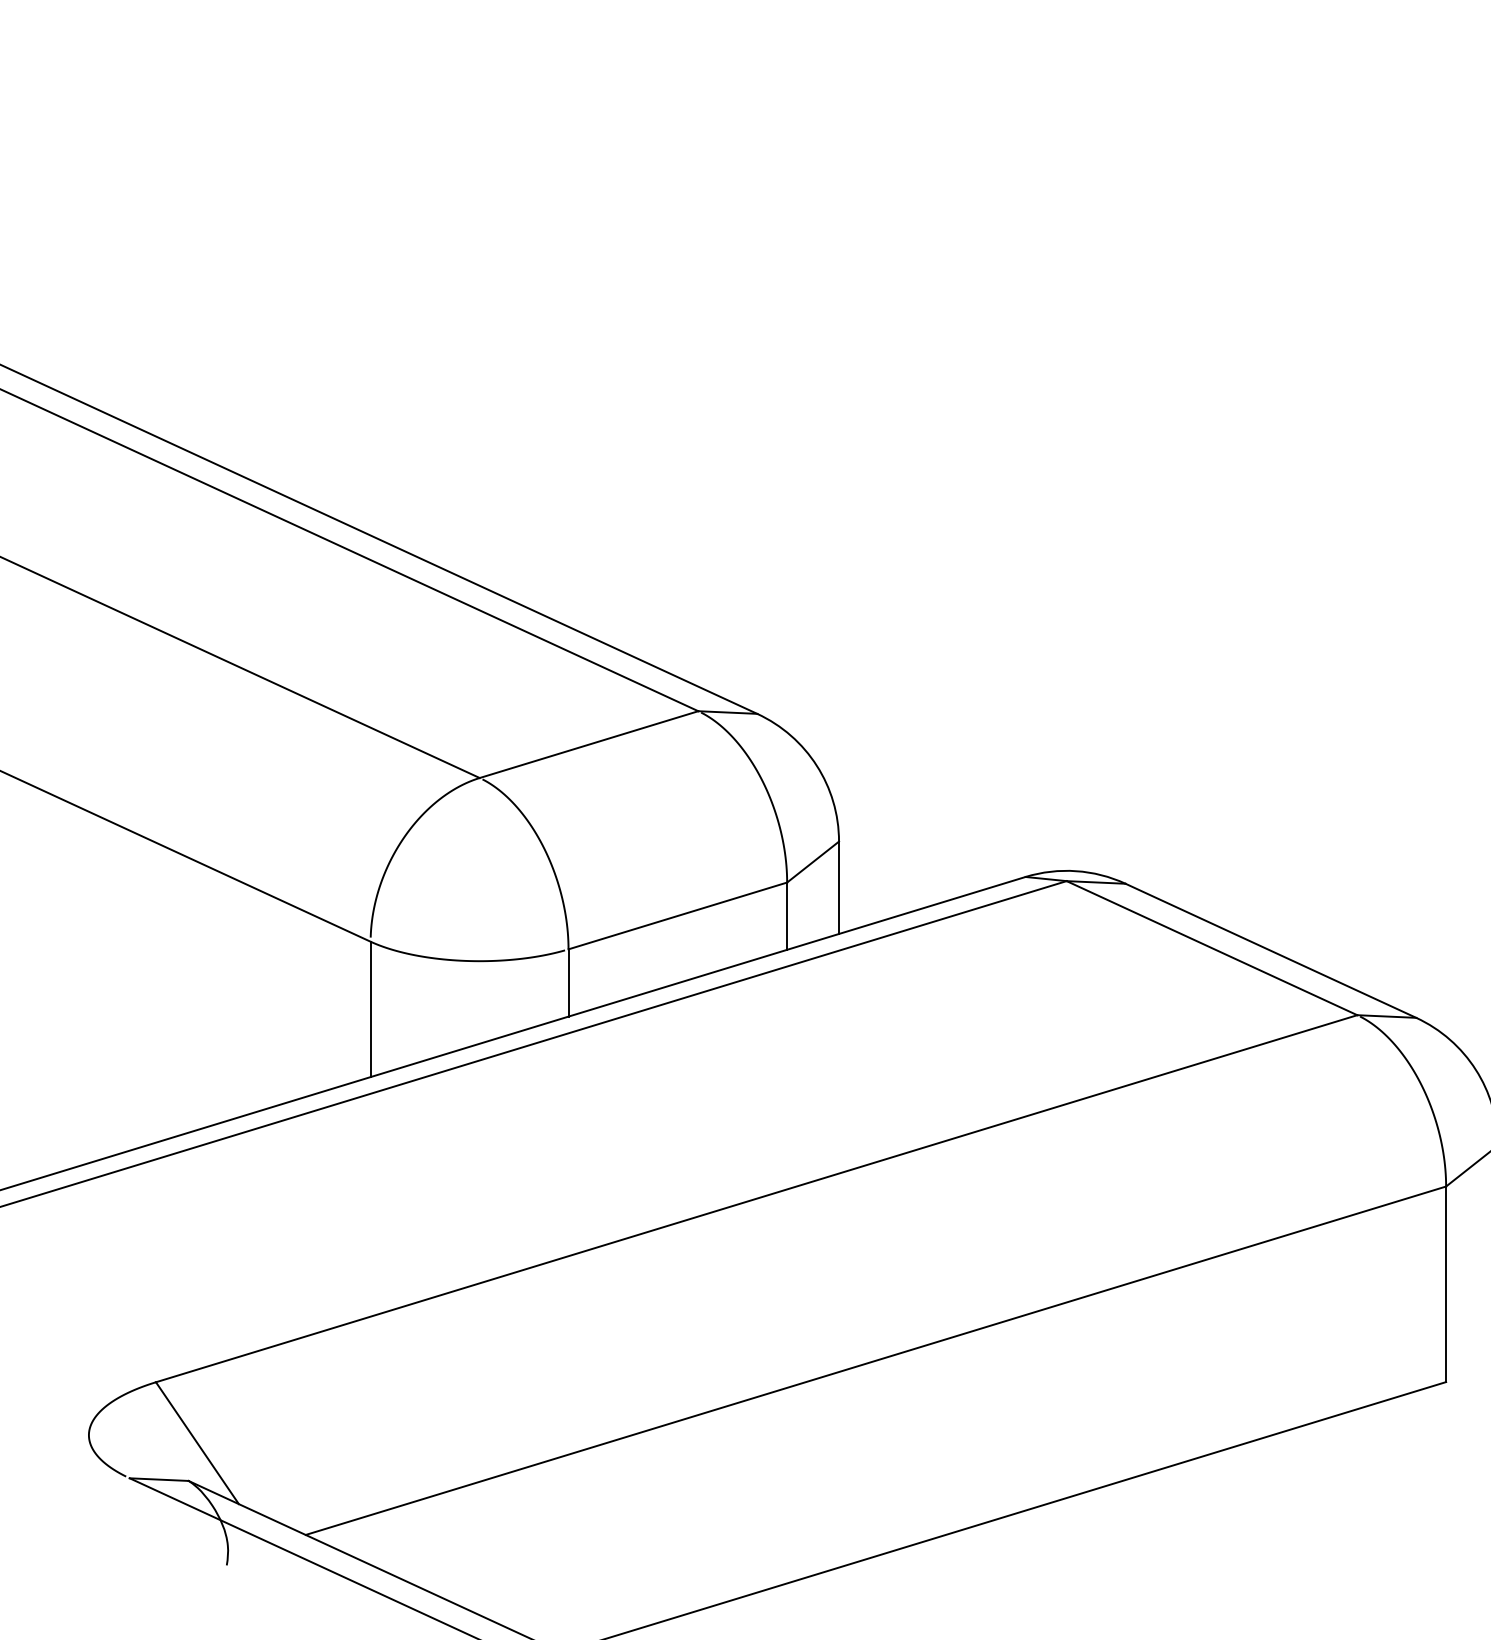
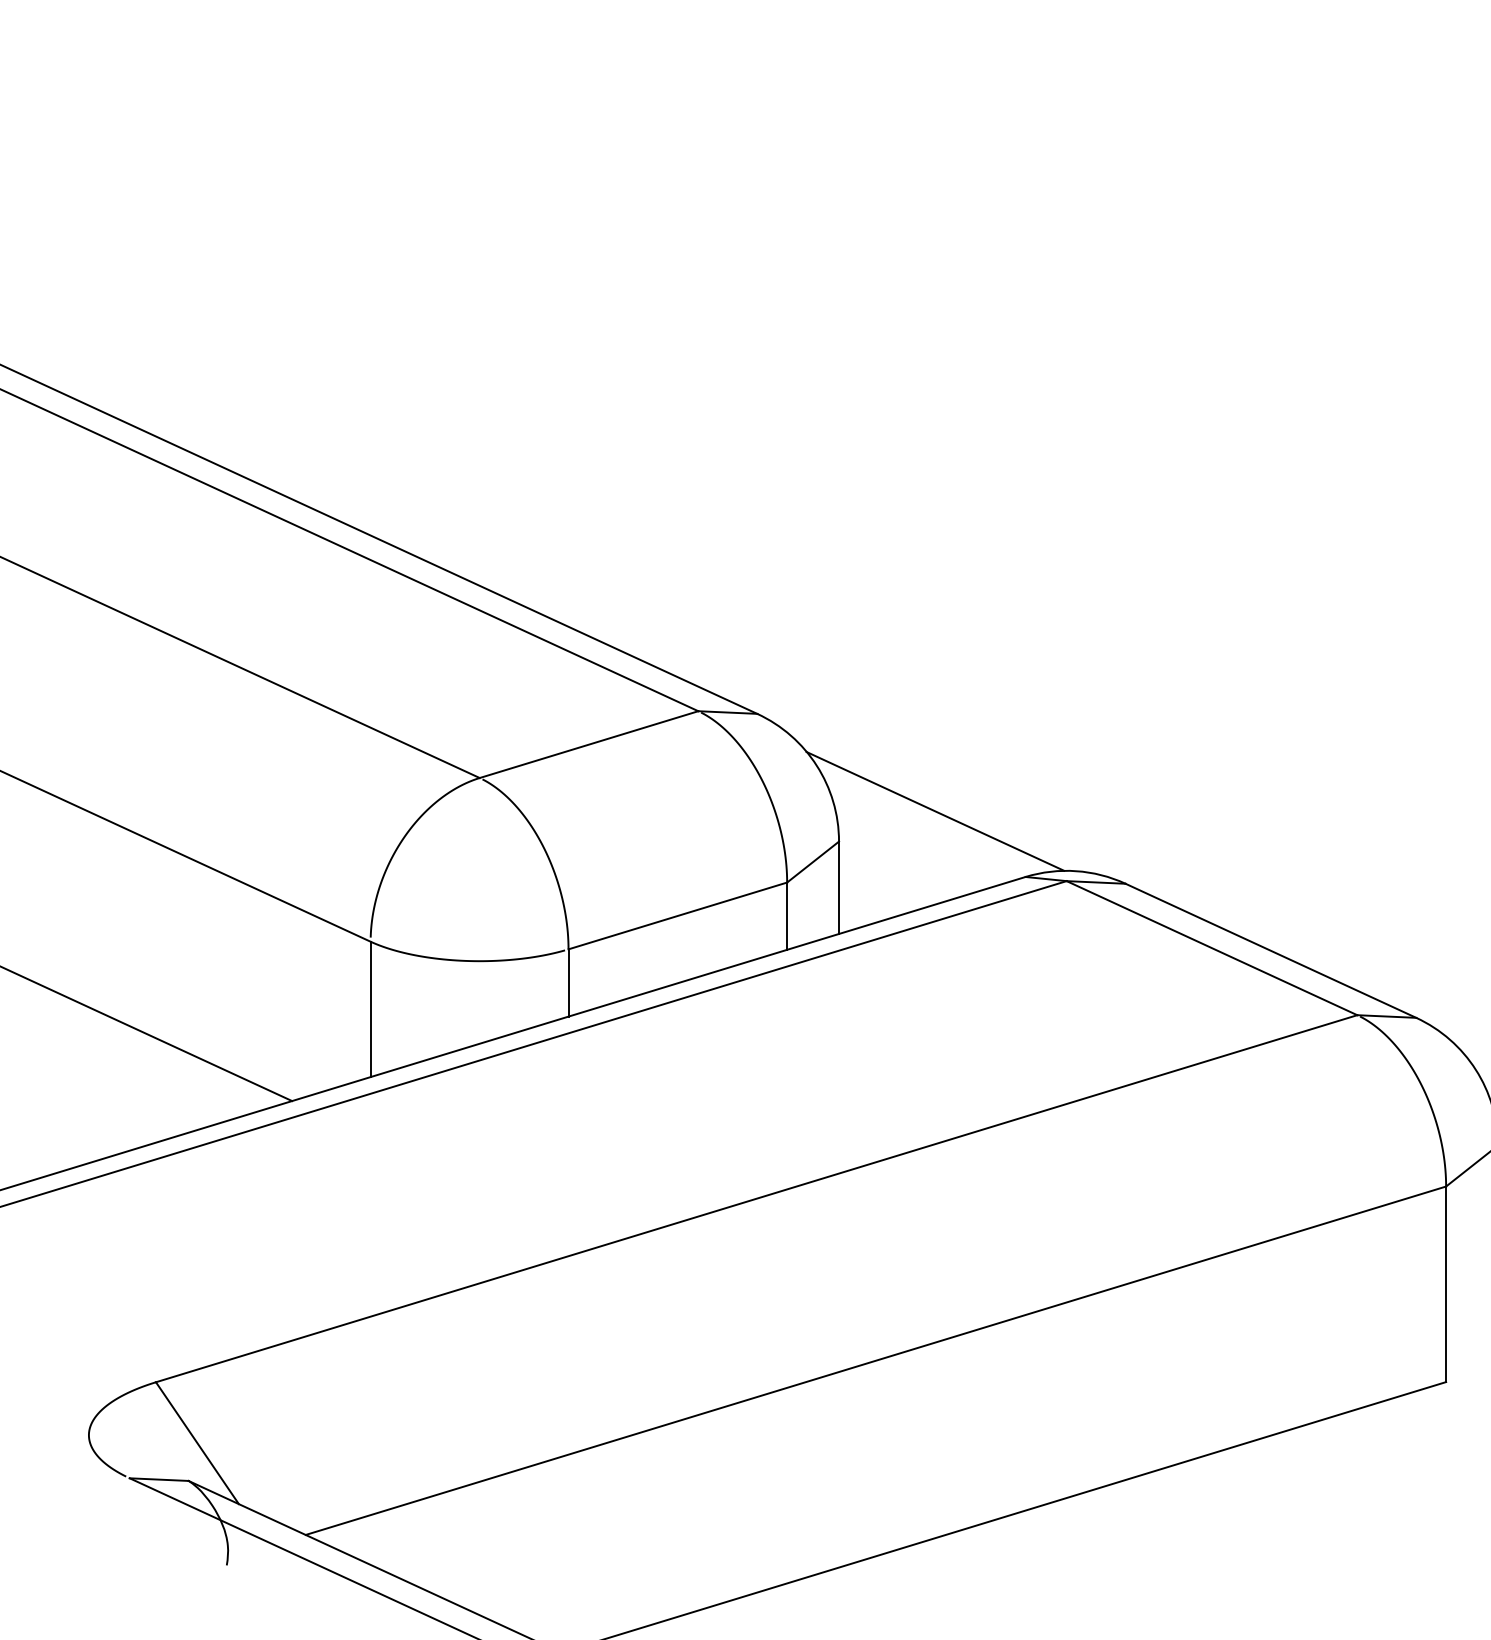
line: none -> present (935, 810)
line: none -> present (147, 1034)
